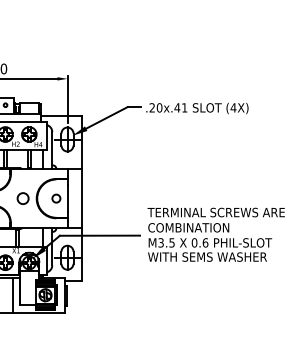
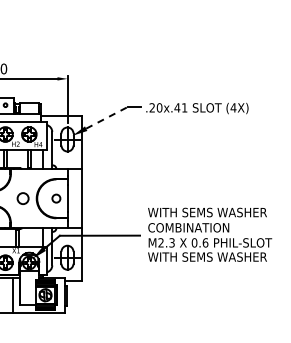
line: solid -> dashed (107, 117)
text: TERMINAL SCREWS ARE -> WITH SEMS WASHER (215, 212)
text: M3.5 -> M2.3 (166, 242)
